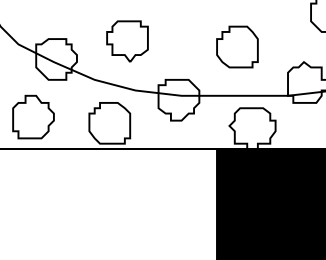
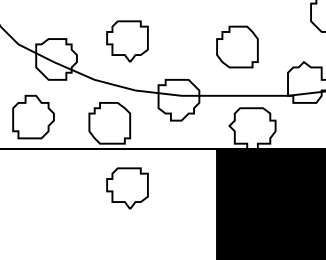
part: none -> present (127, 188)
